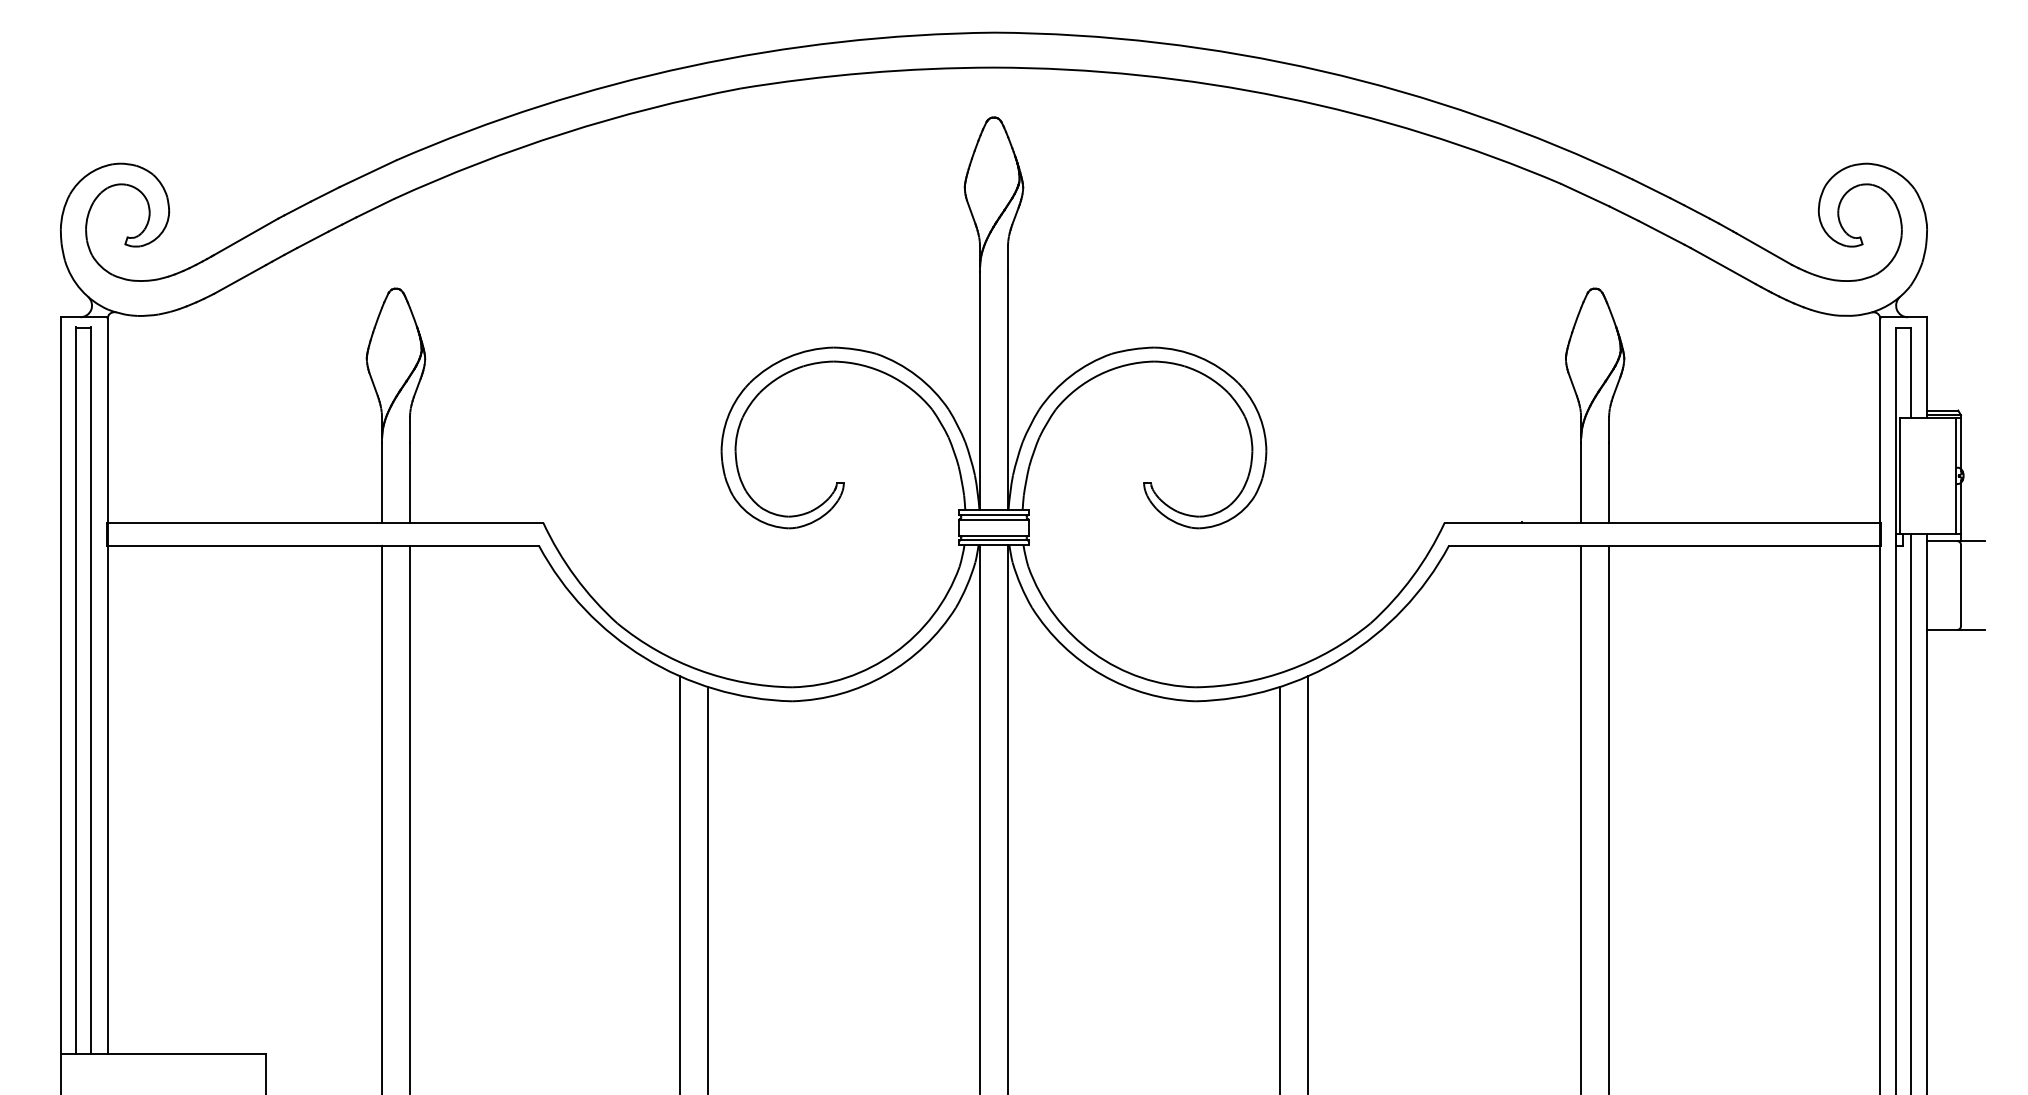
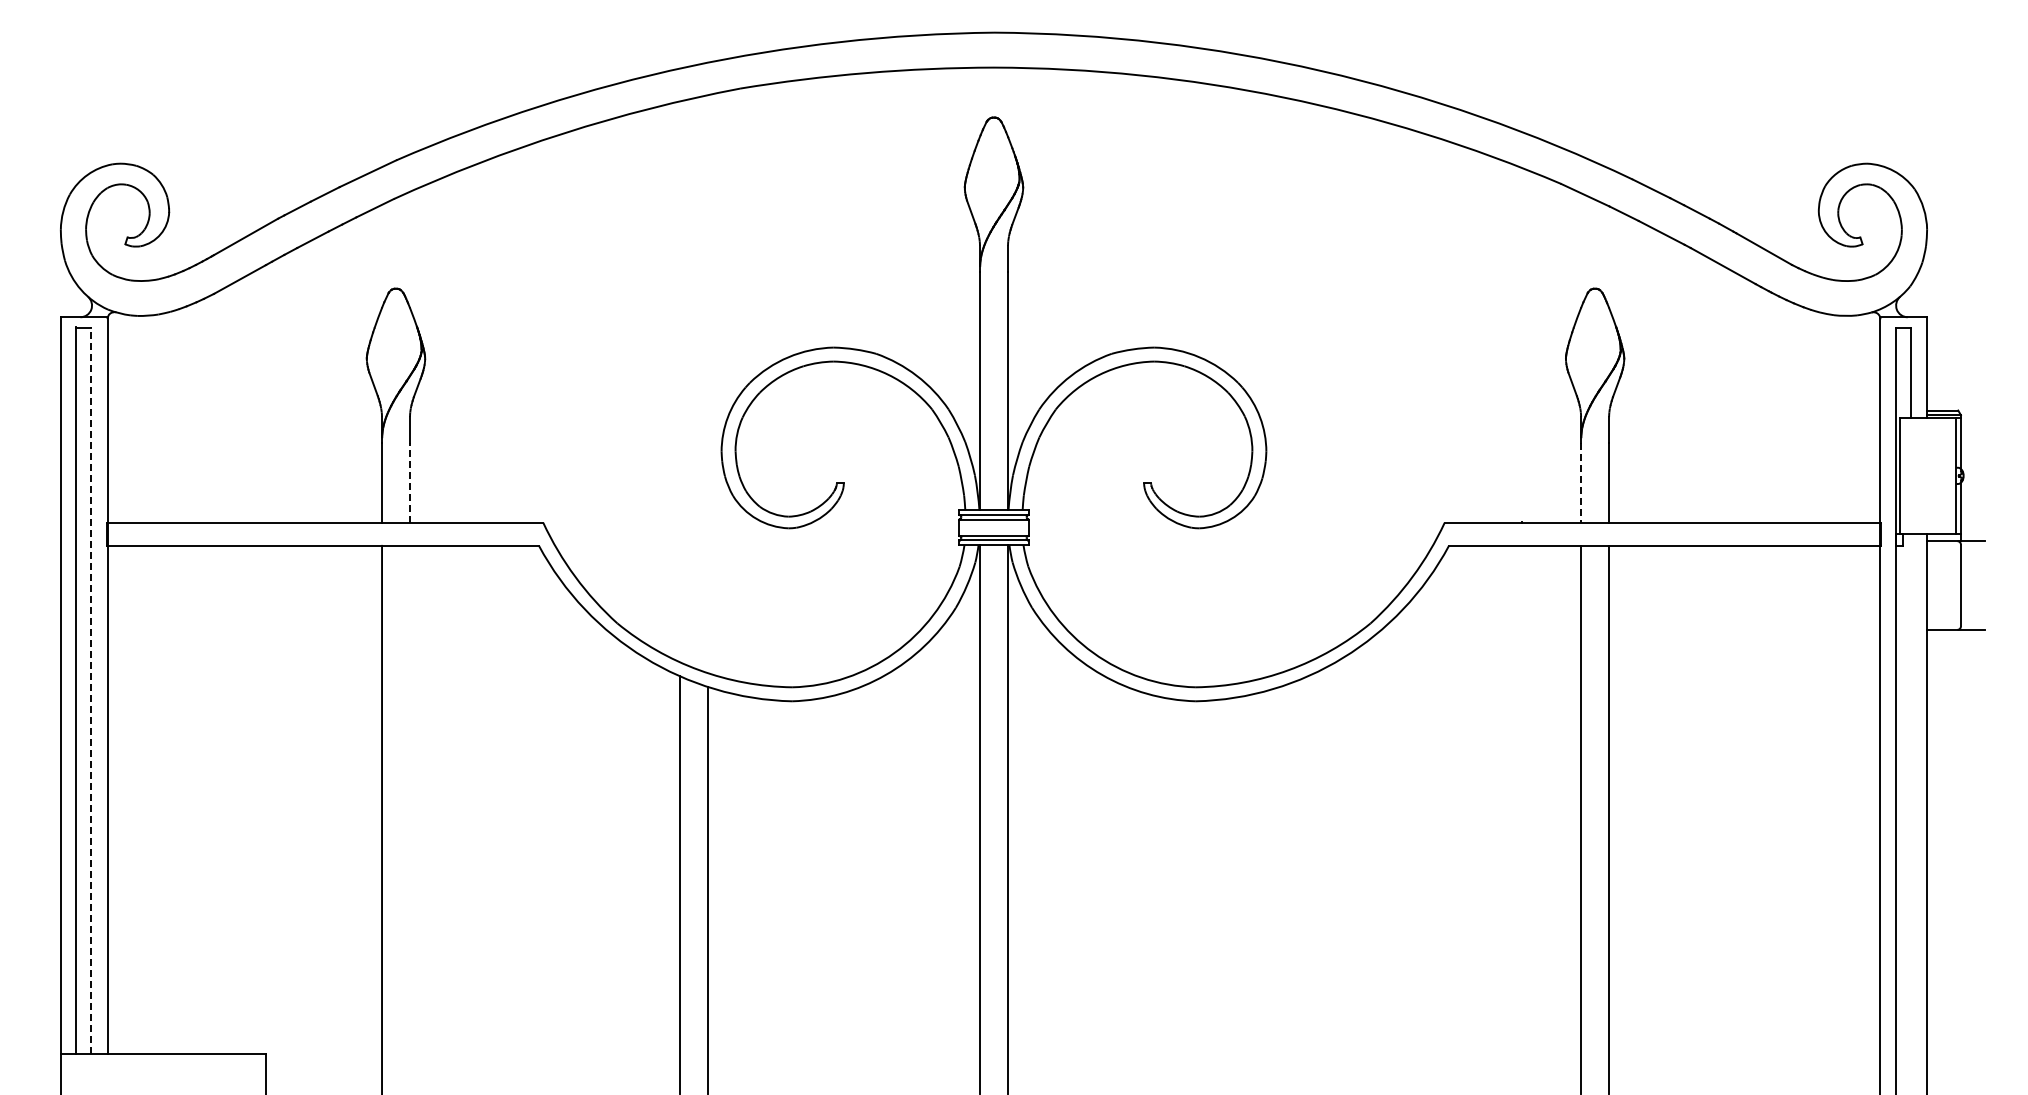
line: solid -> dashed (410, 482)
line: solid -> dashed (1581, 482)
line: solid -> dashed (91, 690)
line: present -> none (1911, 812)
line: present -> none (410, 818)
line: present -> none (1307, 883)
line: present -> none (1279, 889)
